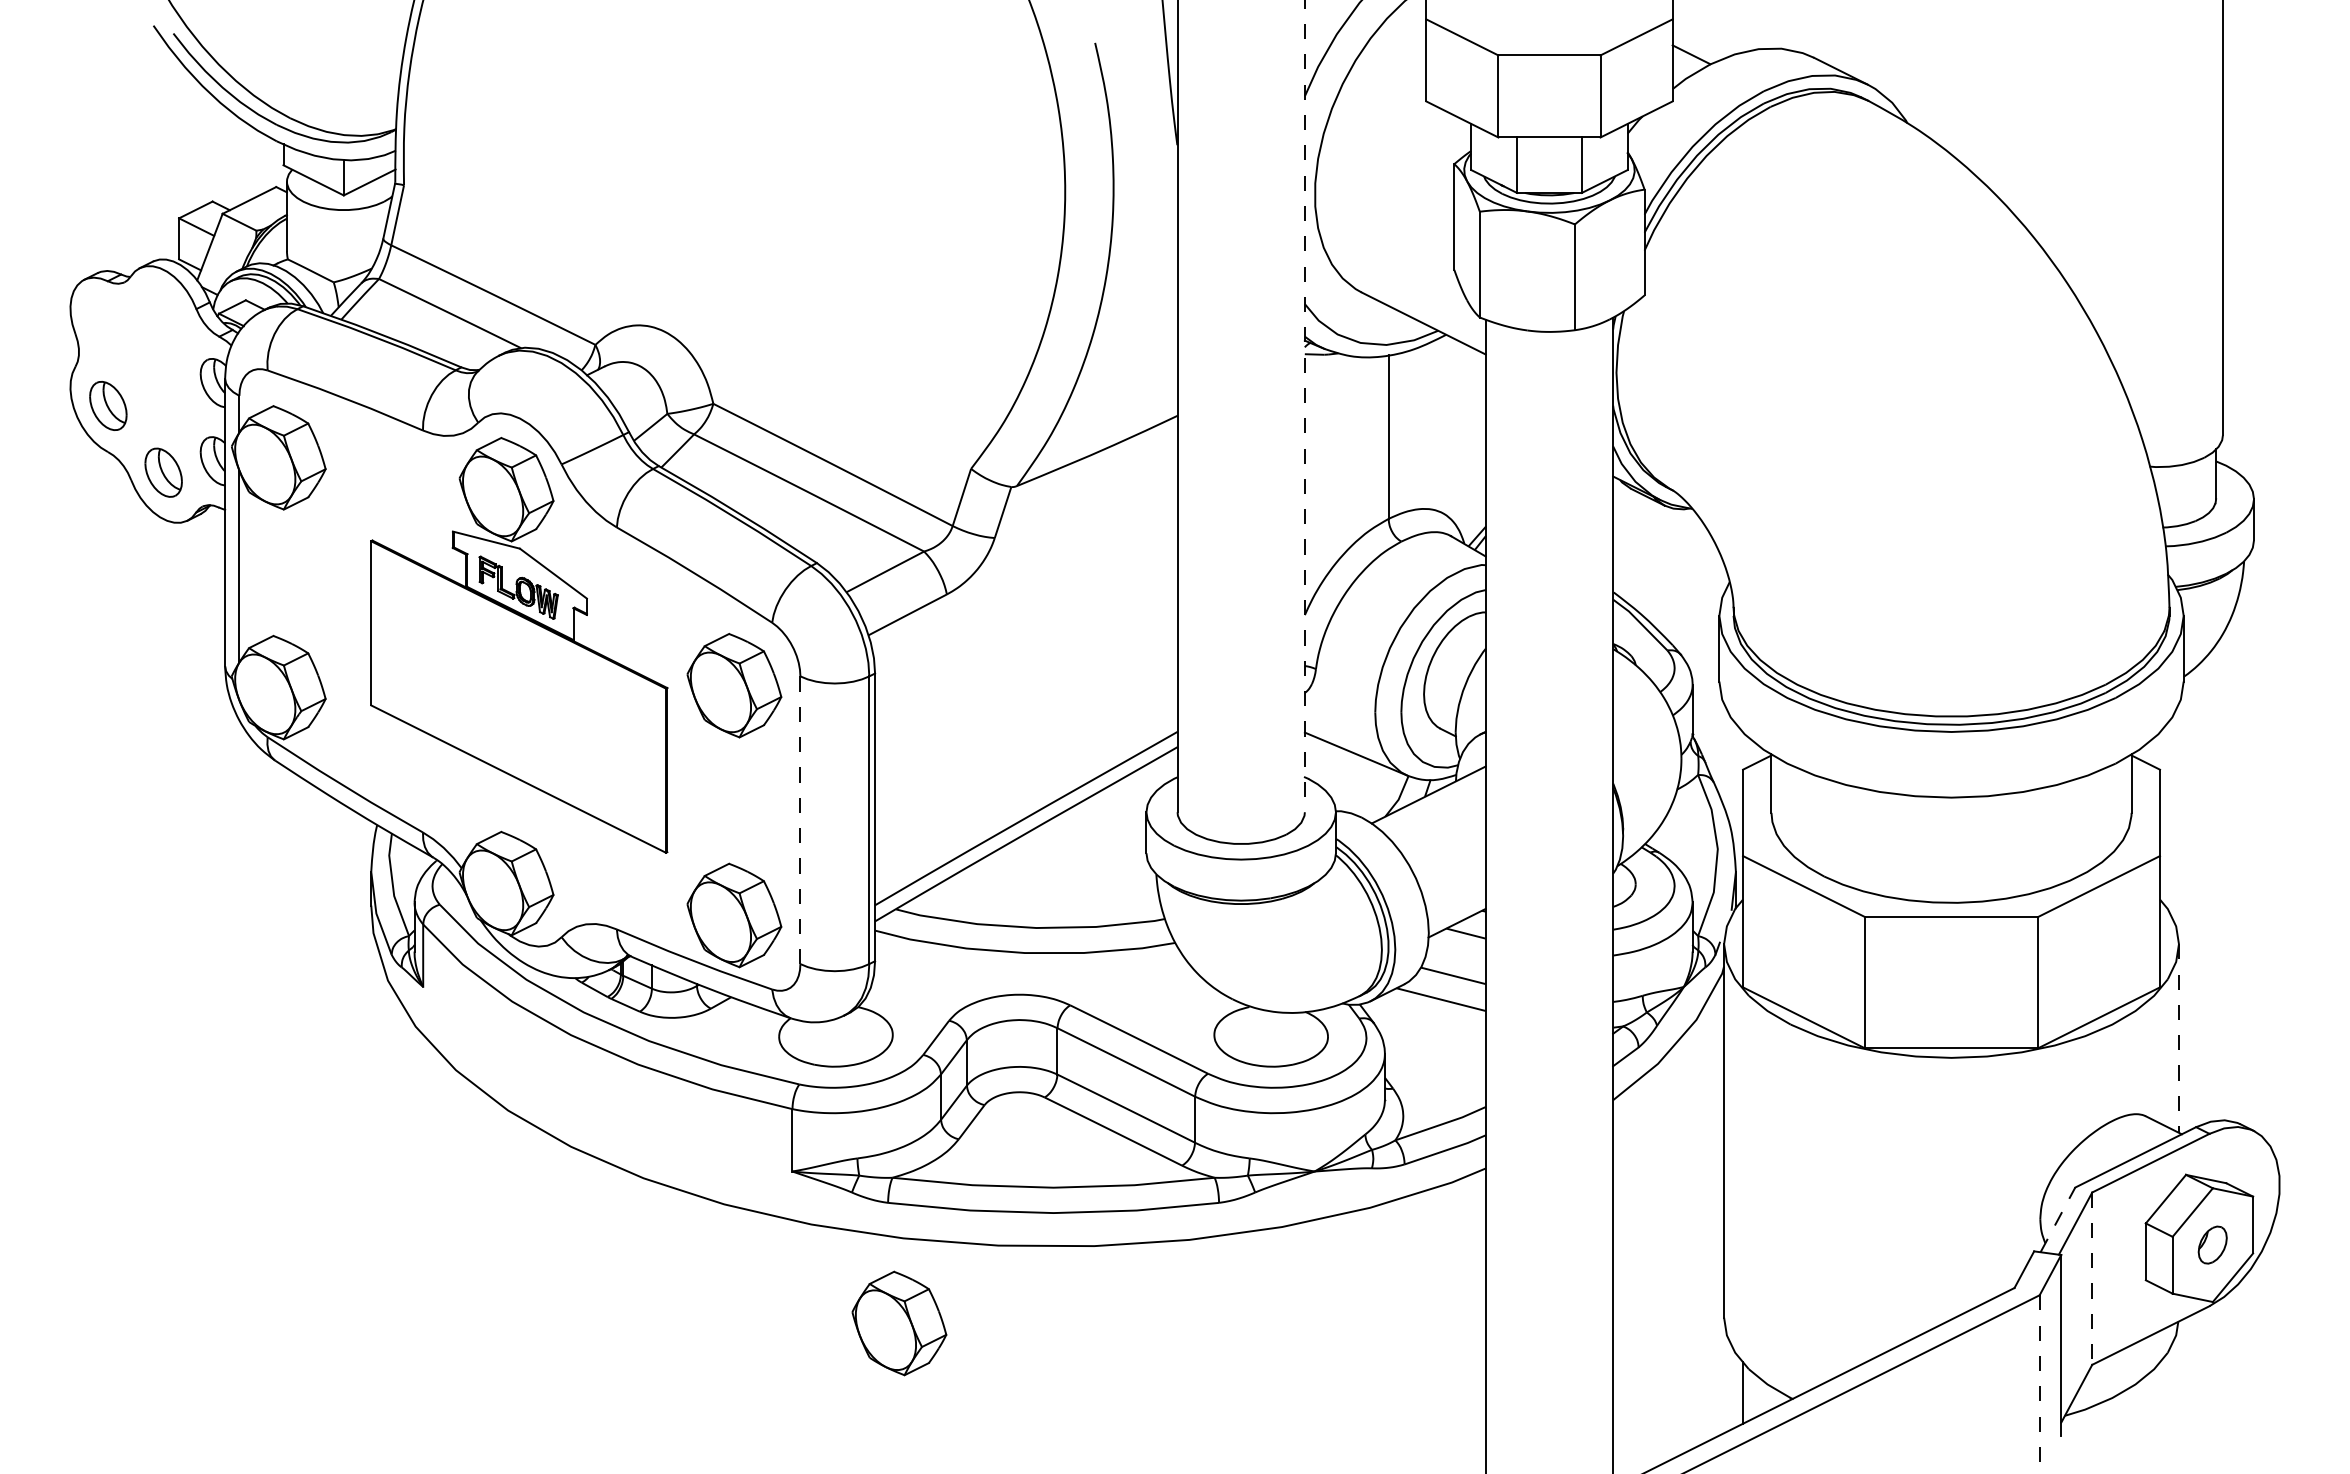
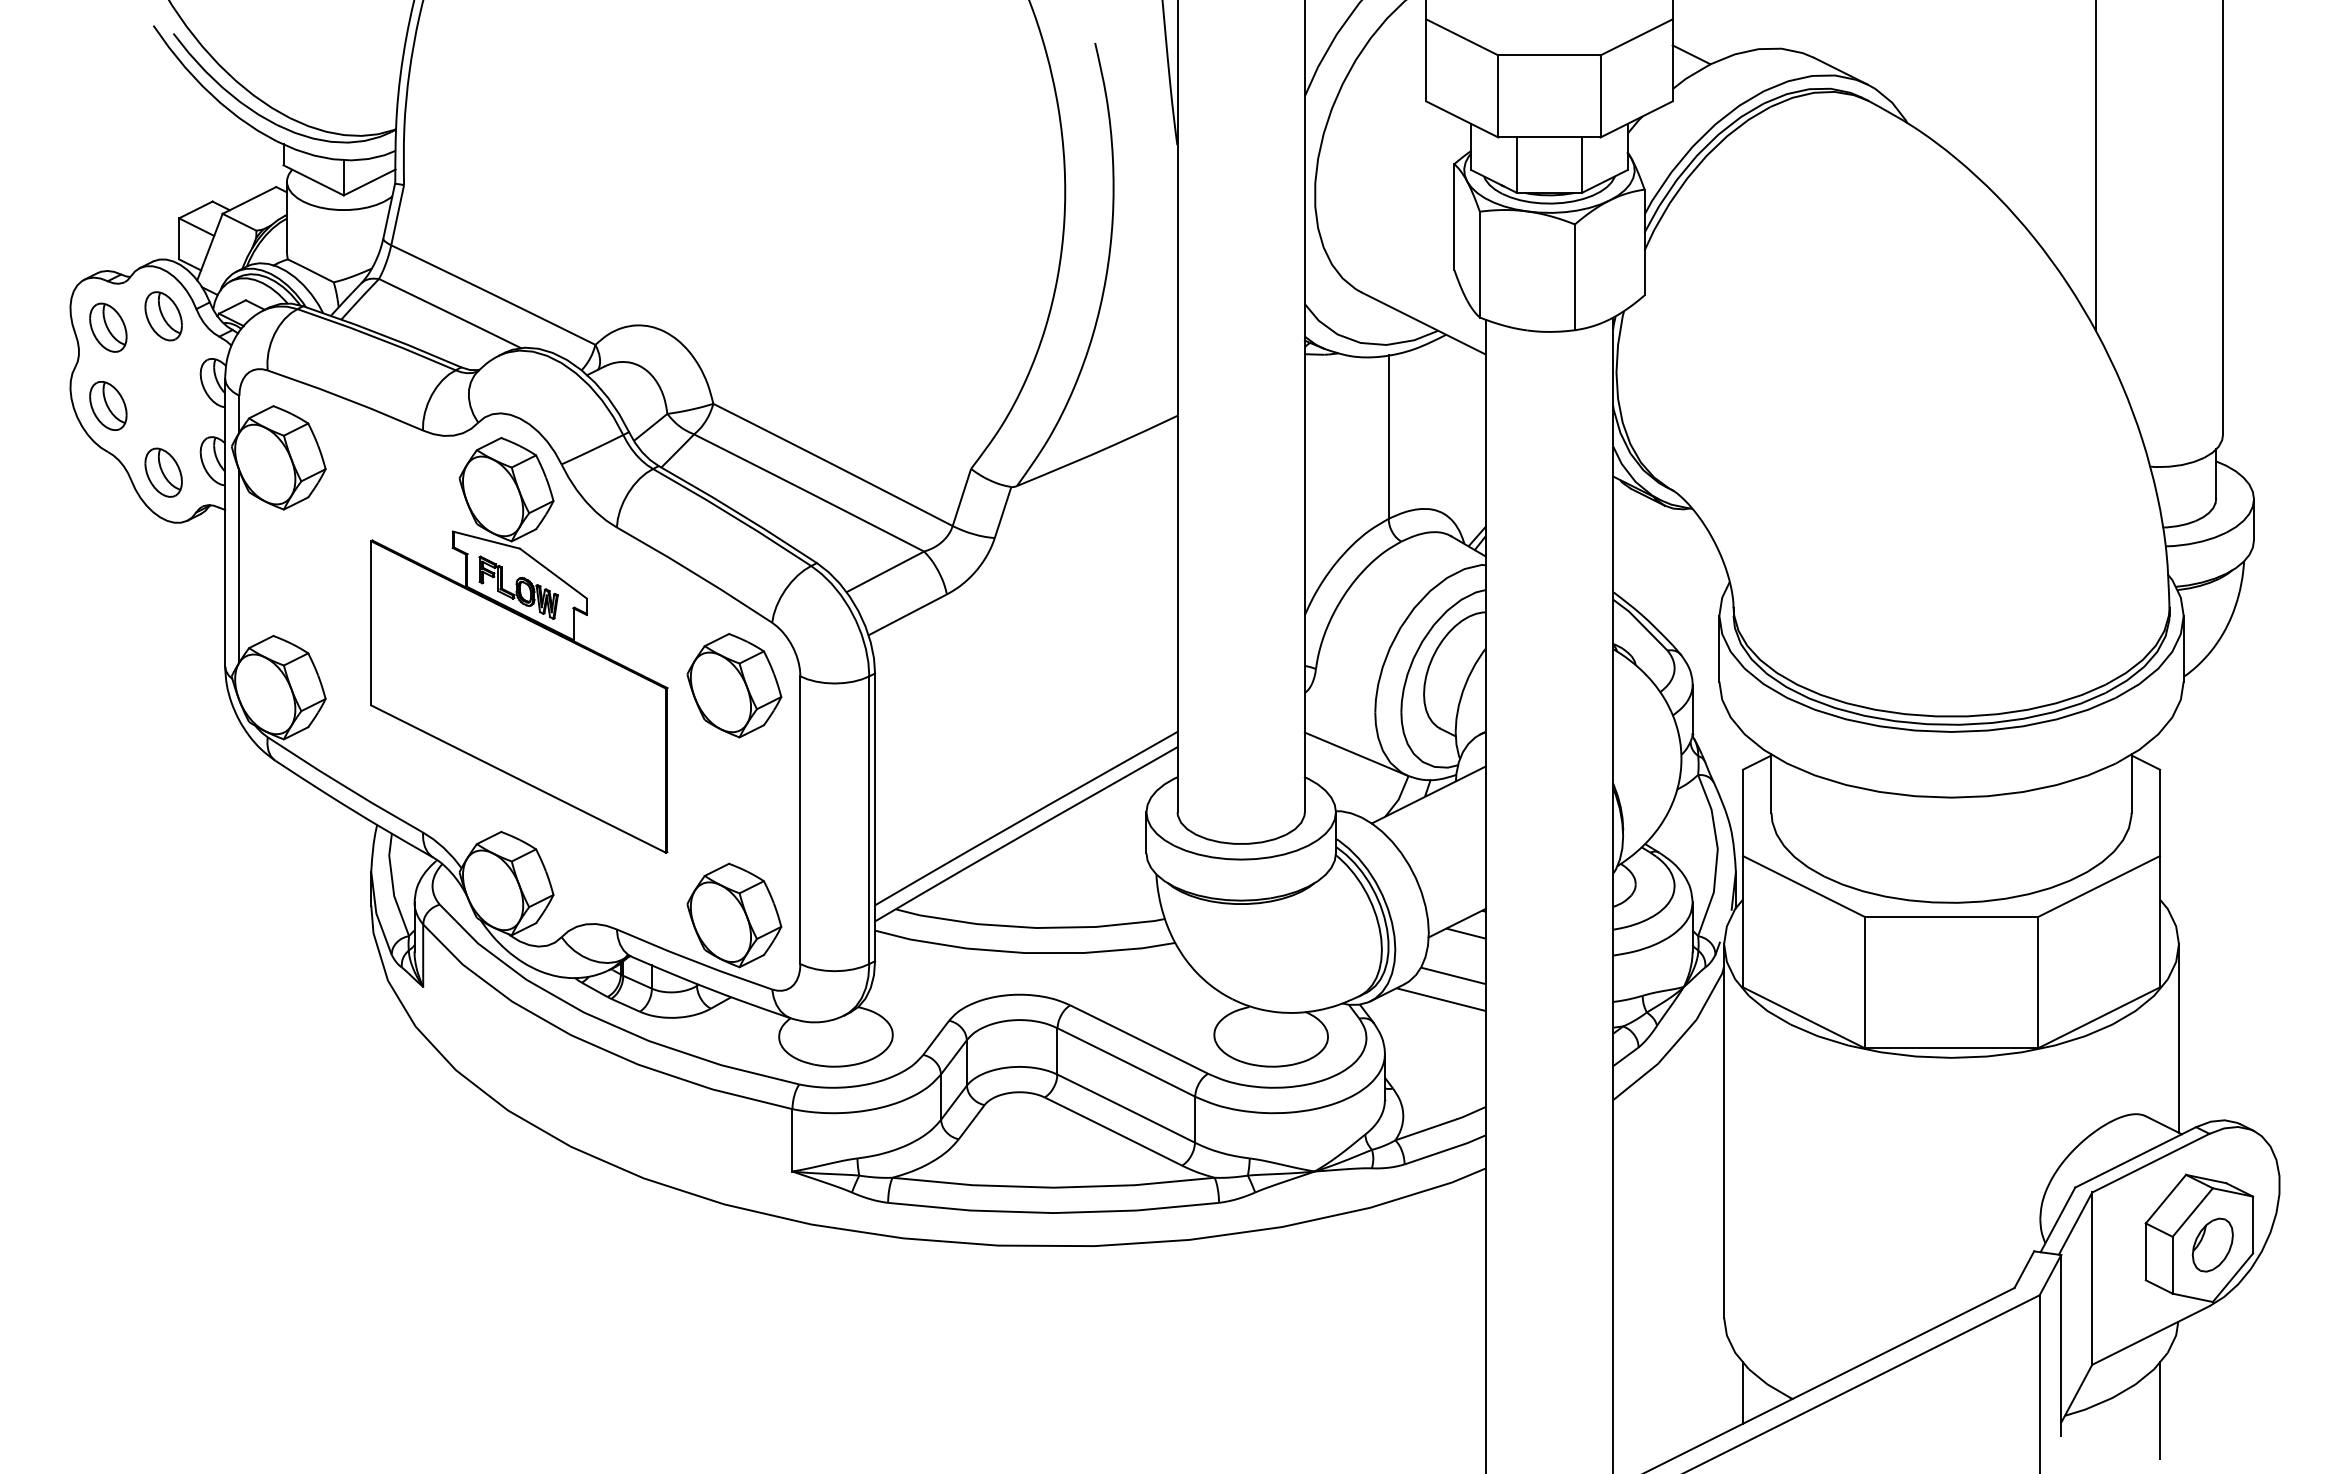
line: none -> present (2095, 166)
part: none -> present (163, 316)
part: none -> present (108, 327)
line: dashed -> solid (1304, 406)
line: dashed -> solid (800, 820)
line: dashed -> solid (2178, 1039)
line: dashed -> solid (2057, 1219)
part size: 31x40 px -> 43x56 px (2212, 1244)
line: dashed -> solid (2092, 1279)
part: present -> none (899, 1323)
line: dashed -> solid (2039, 1385)
line: none -> present (2160, 1410)
